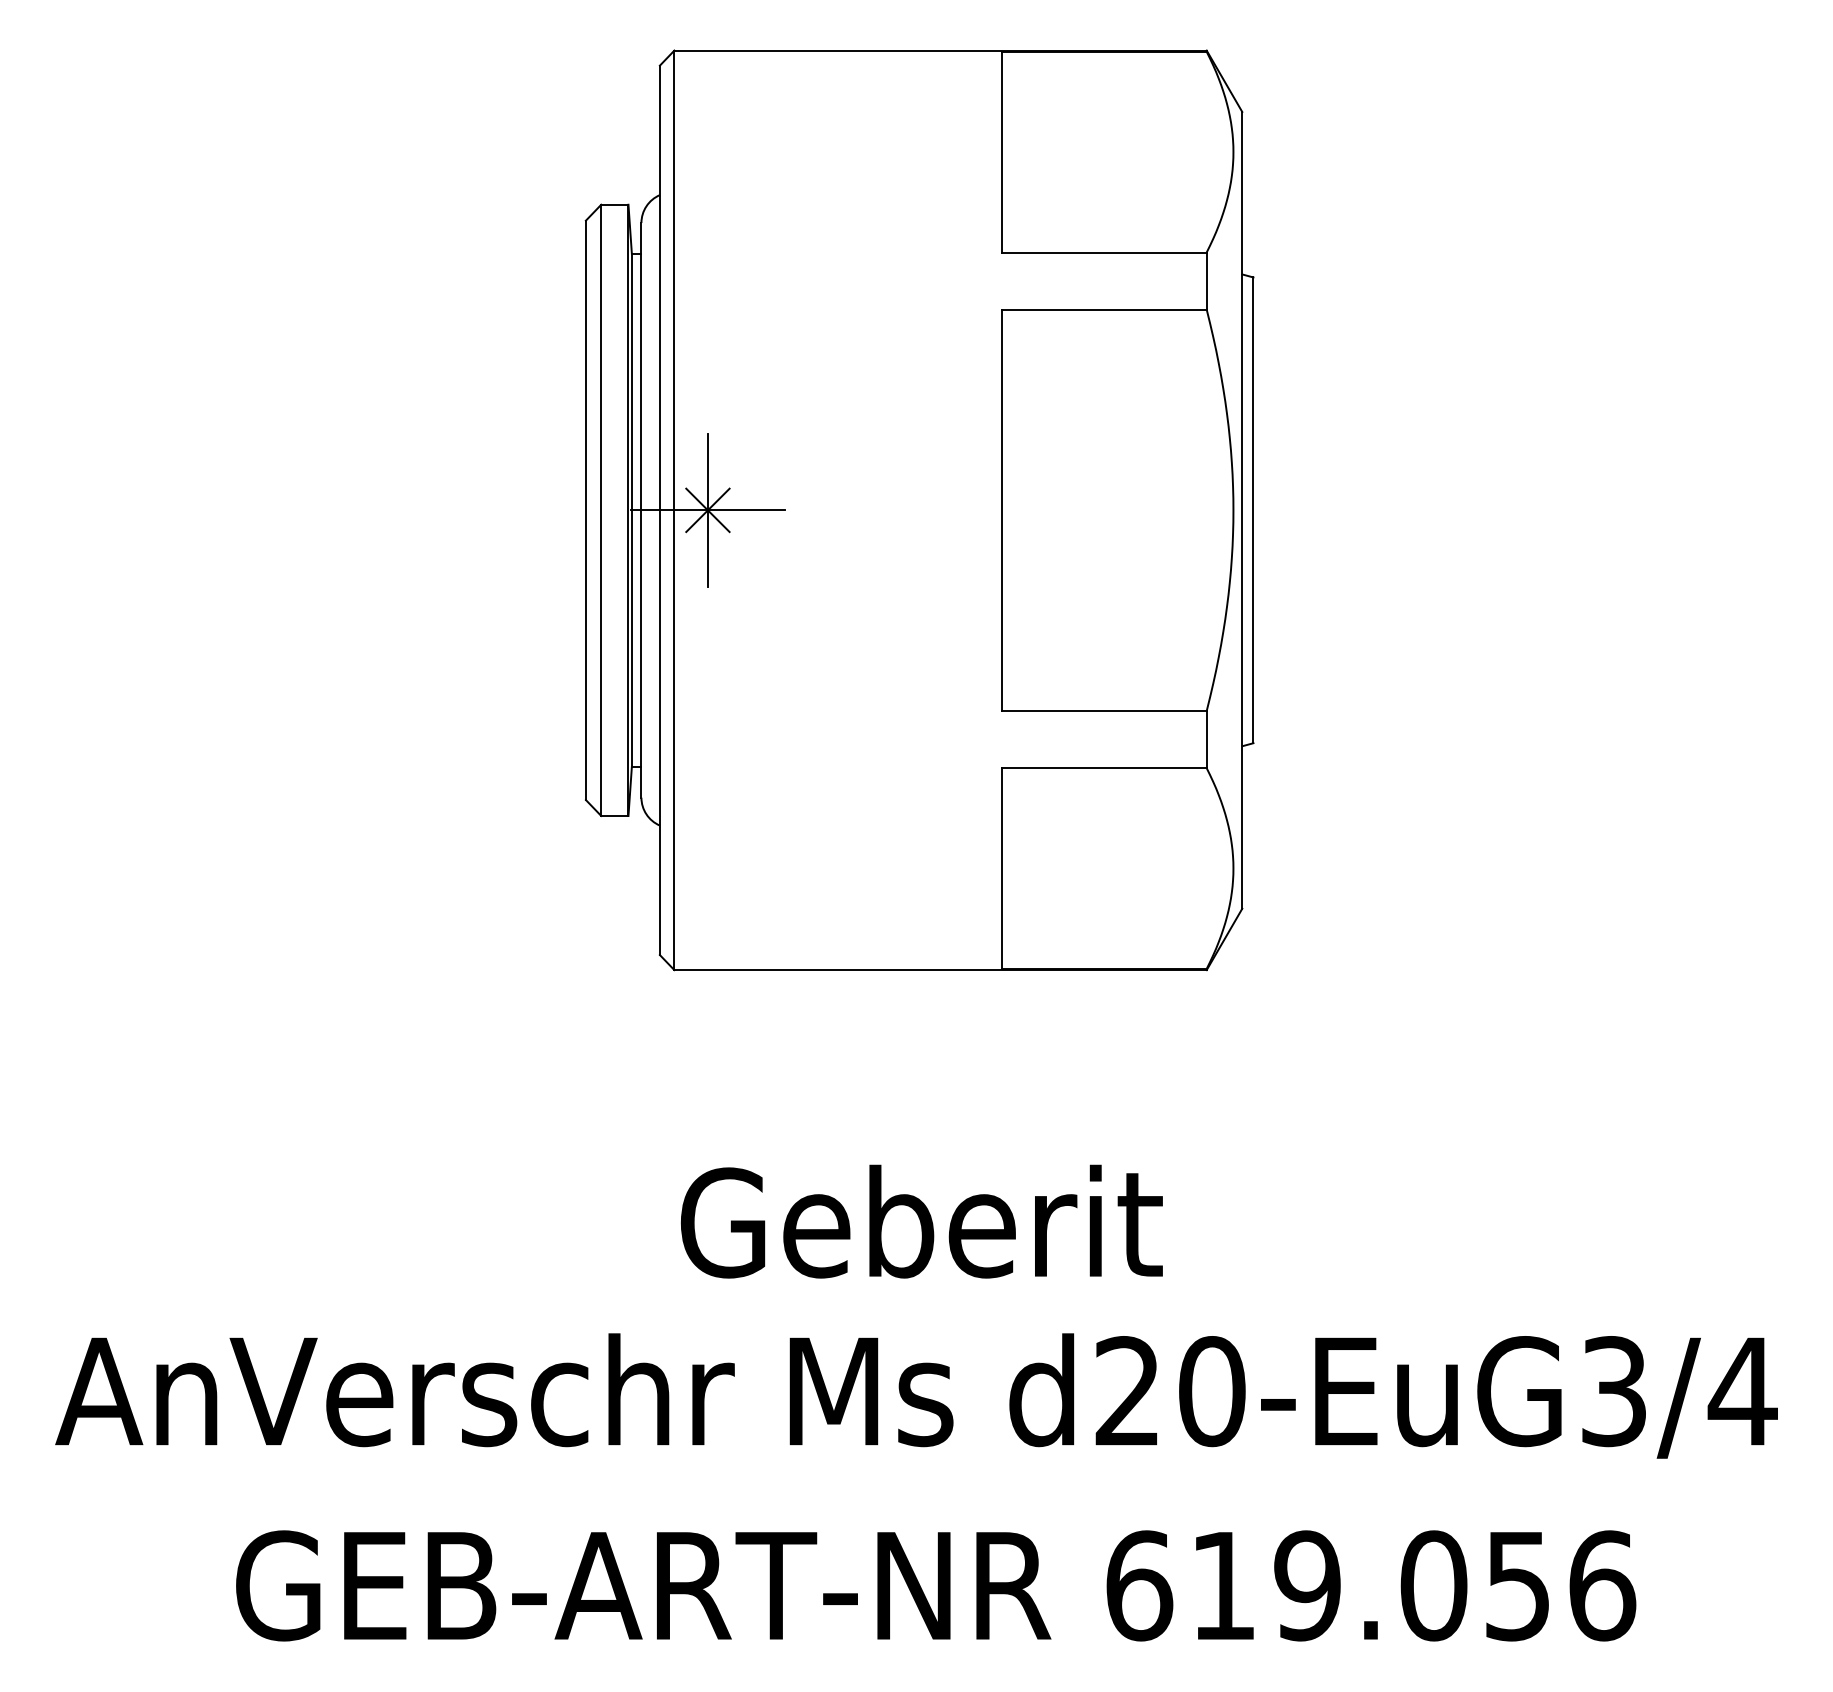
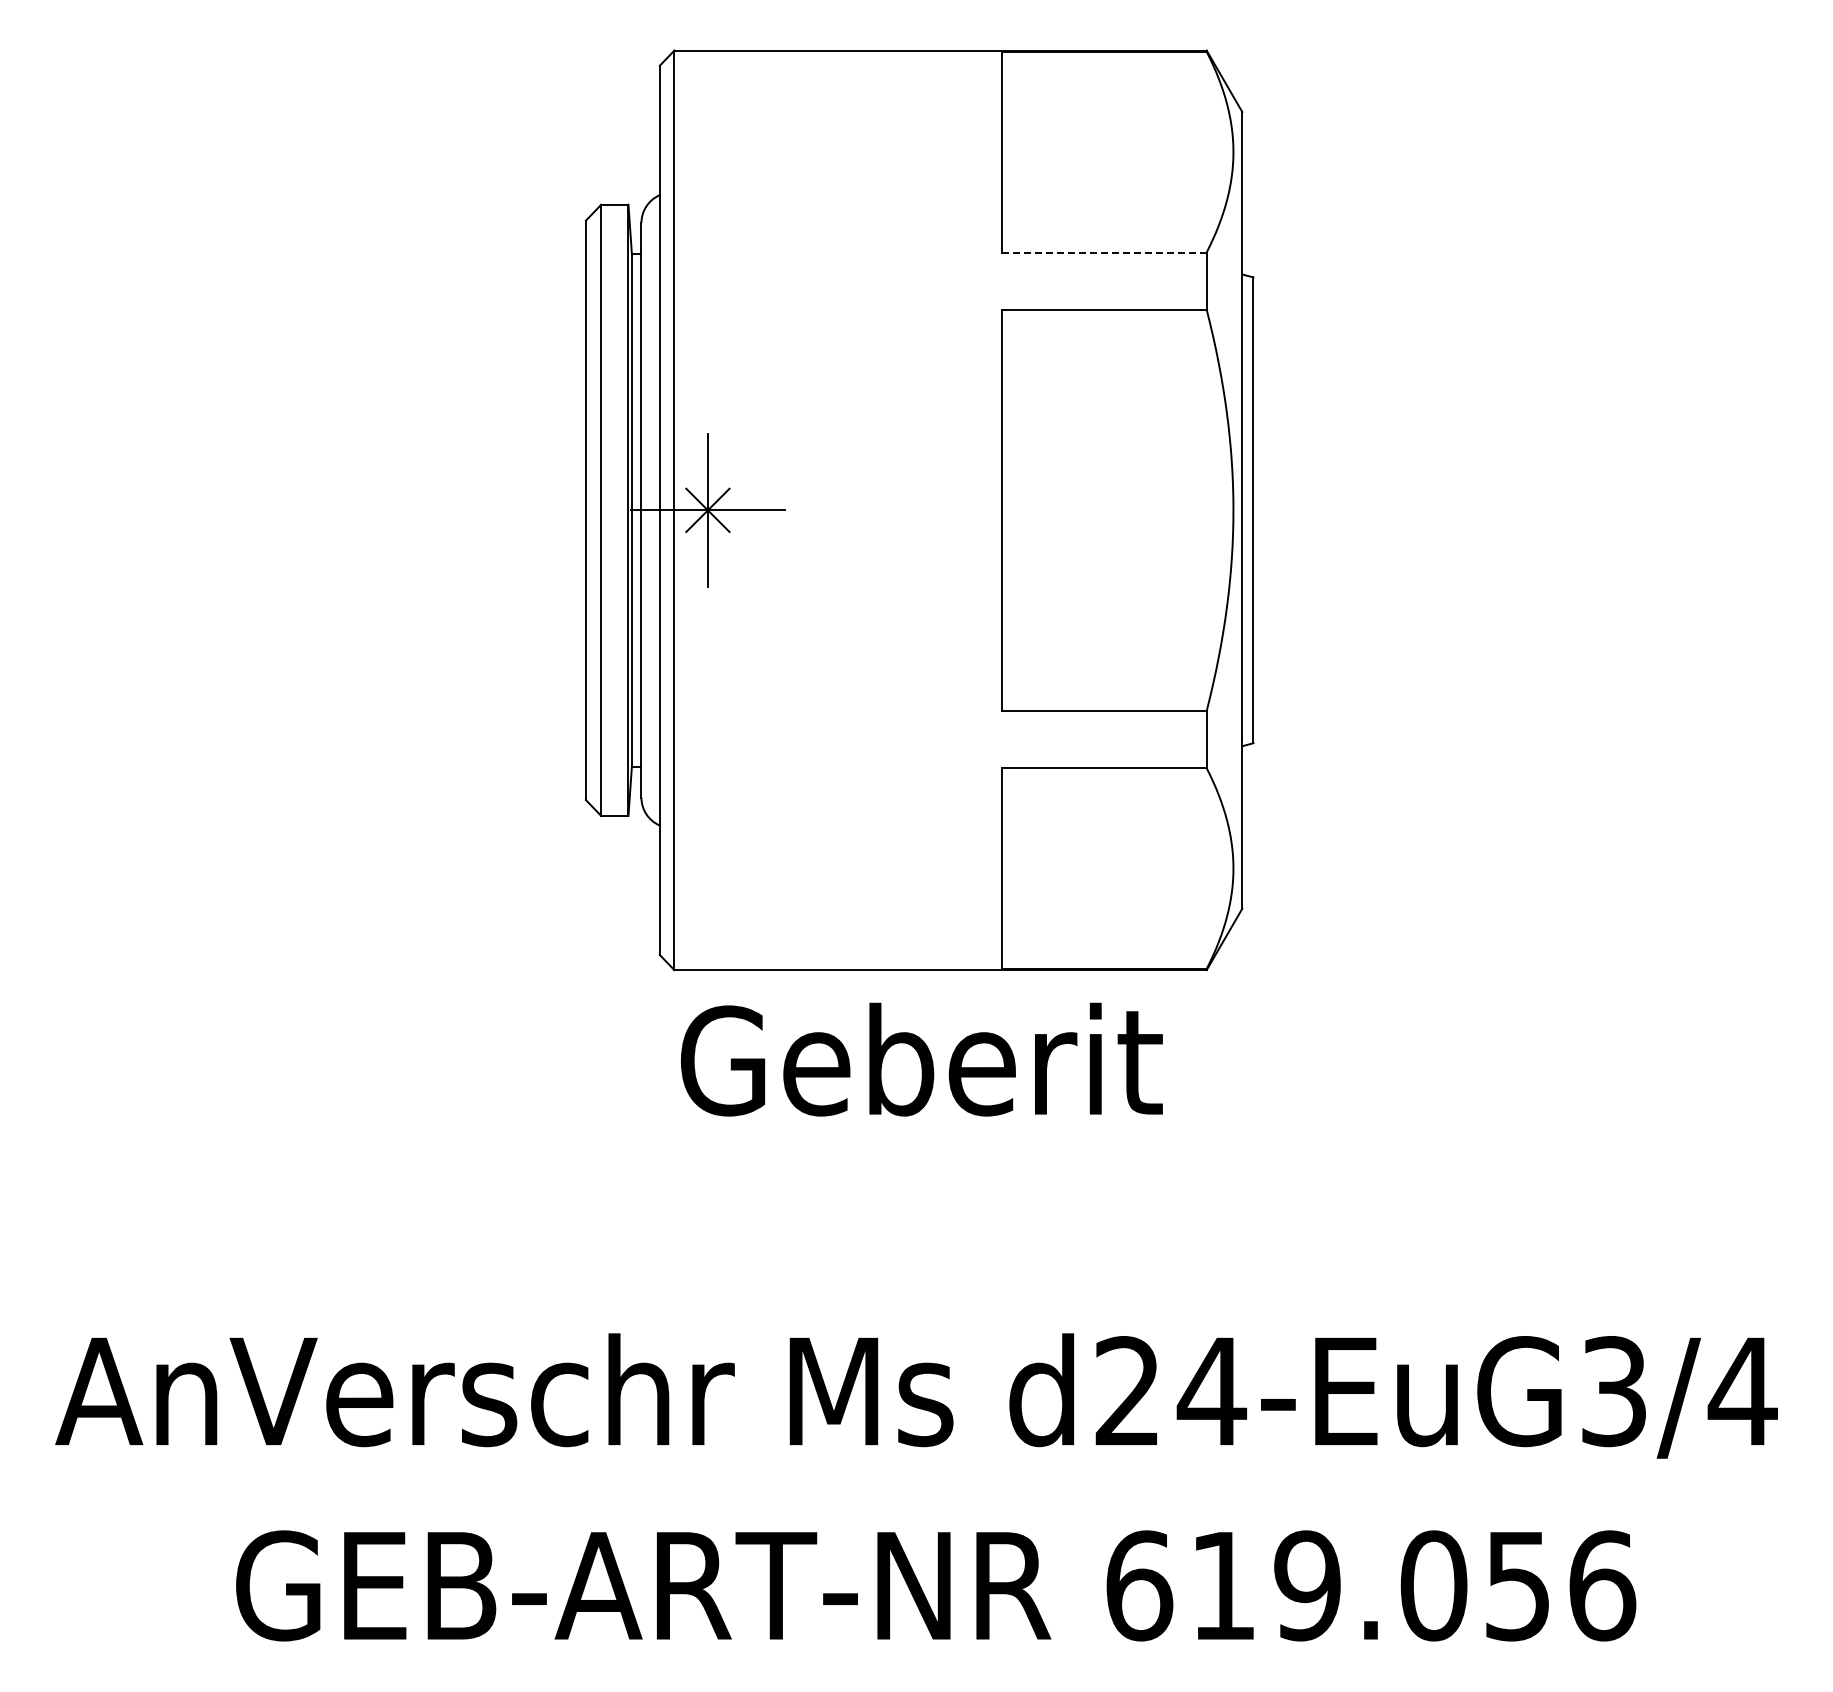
line: solid -> dashed (1104, 252)
text position: (921, 1221) -> (921, 1059) (921, 1059)
text: d20-EuG3/4 -> d24-EuG3/4 (1211, 1391)
